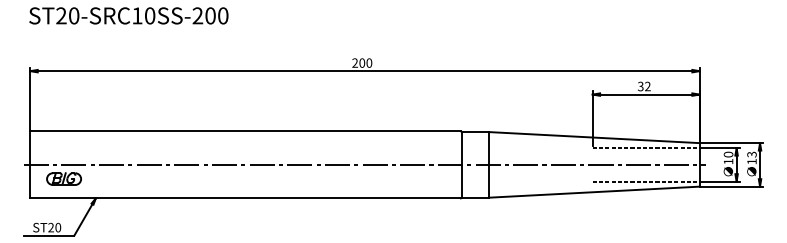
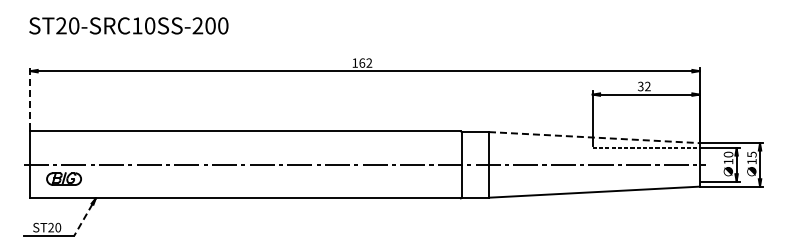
text position: (128, 15) -> (128, 25) (128, 25)
text: 200 -> 162 (362, 62)
line: solid -> dashed (30, 98)
line: solid -> dashed (594, 137)
text: 13 -> 15 (751, 154)
line: present -> none (645, 181)
line: solid -> dashed (83, 220)
